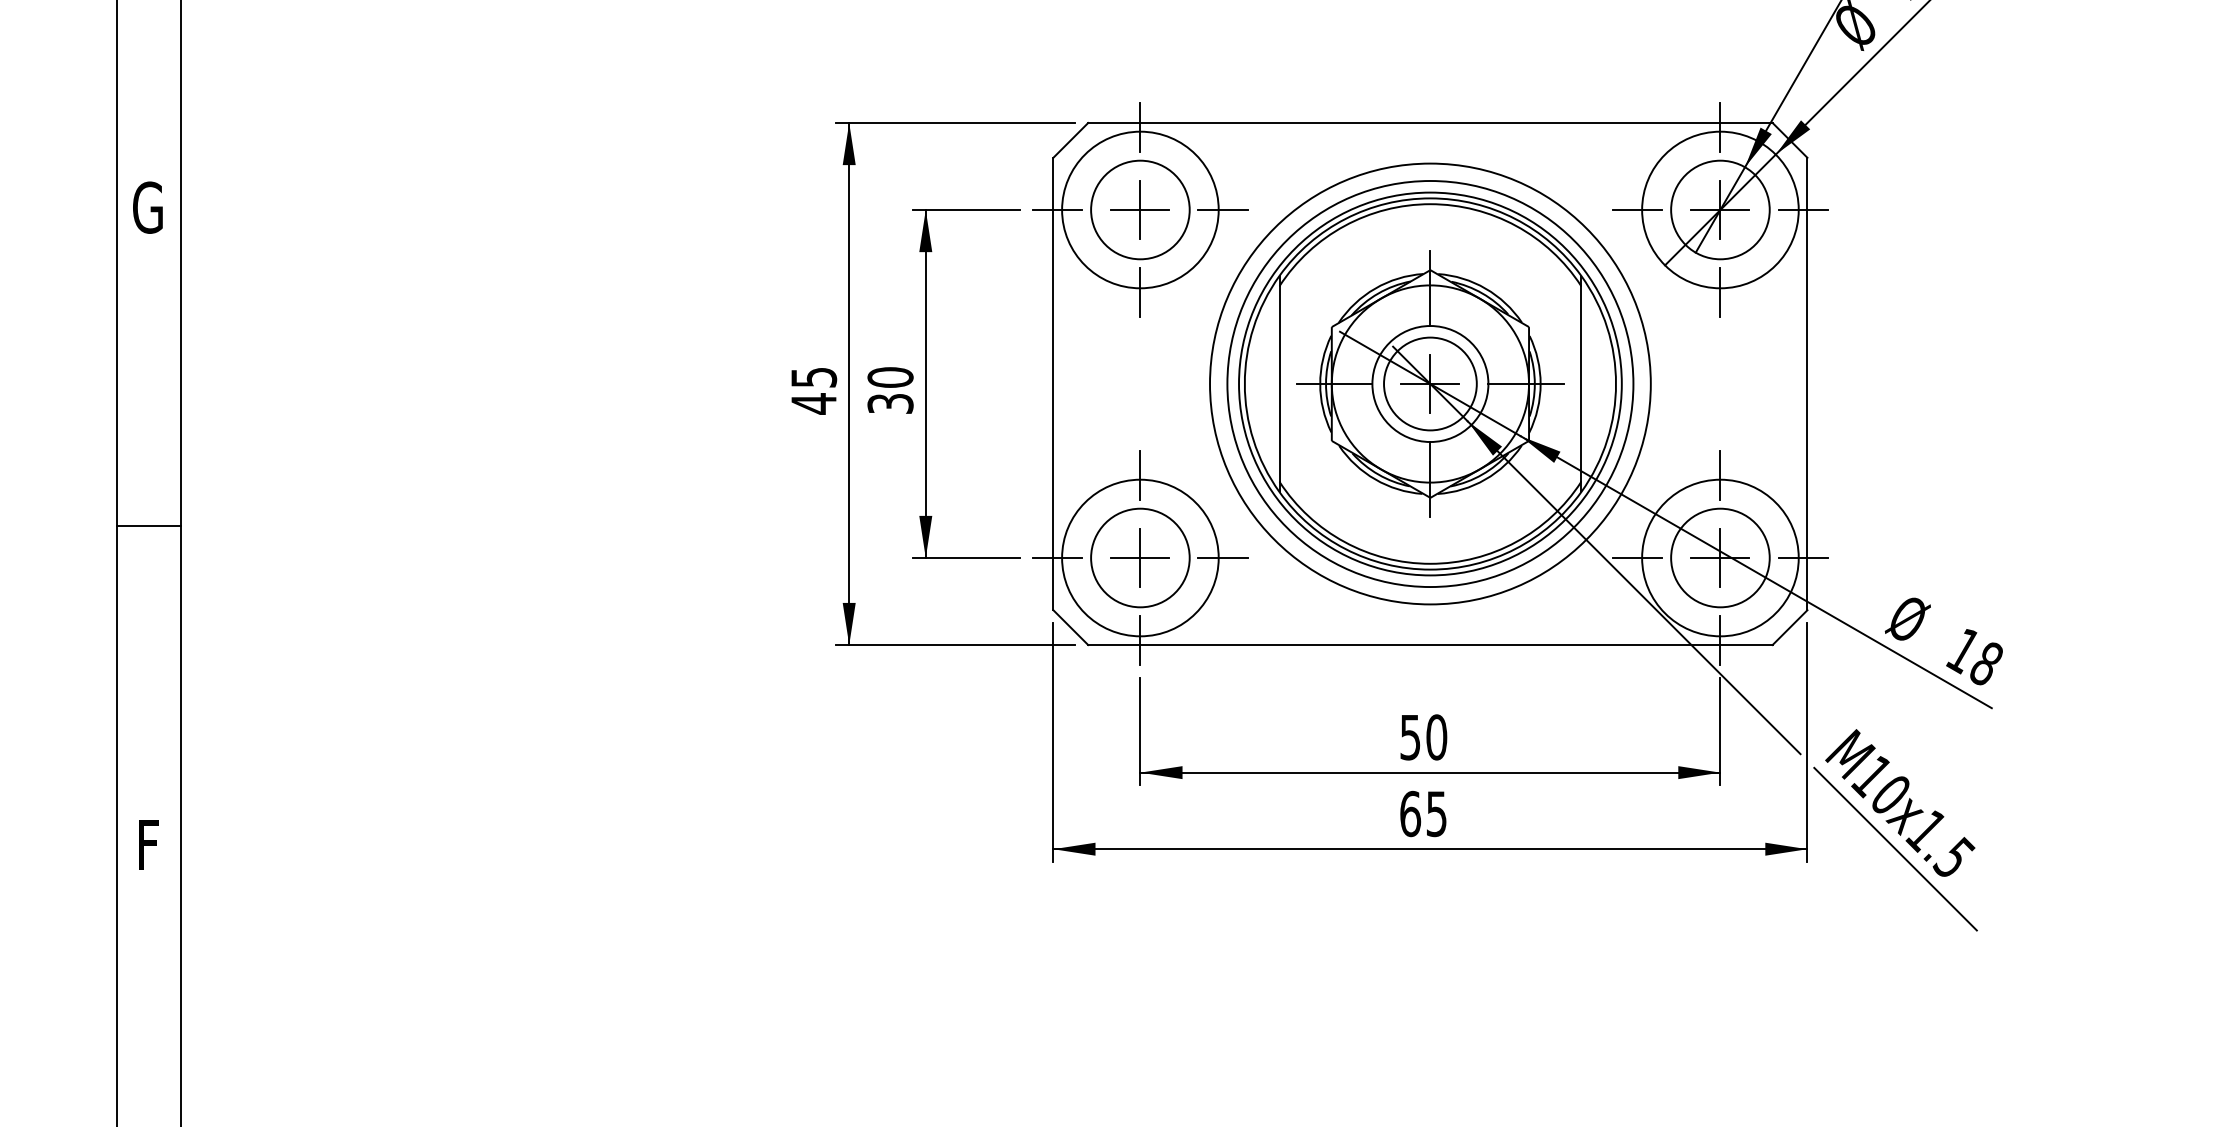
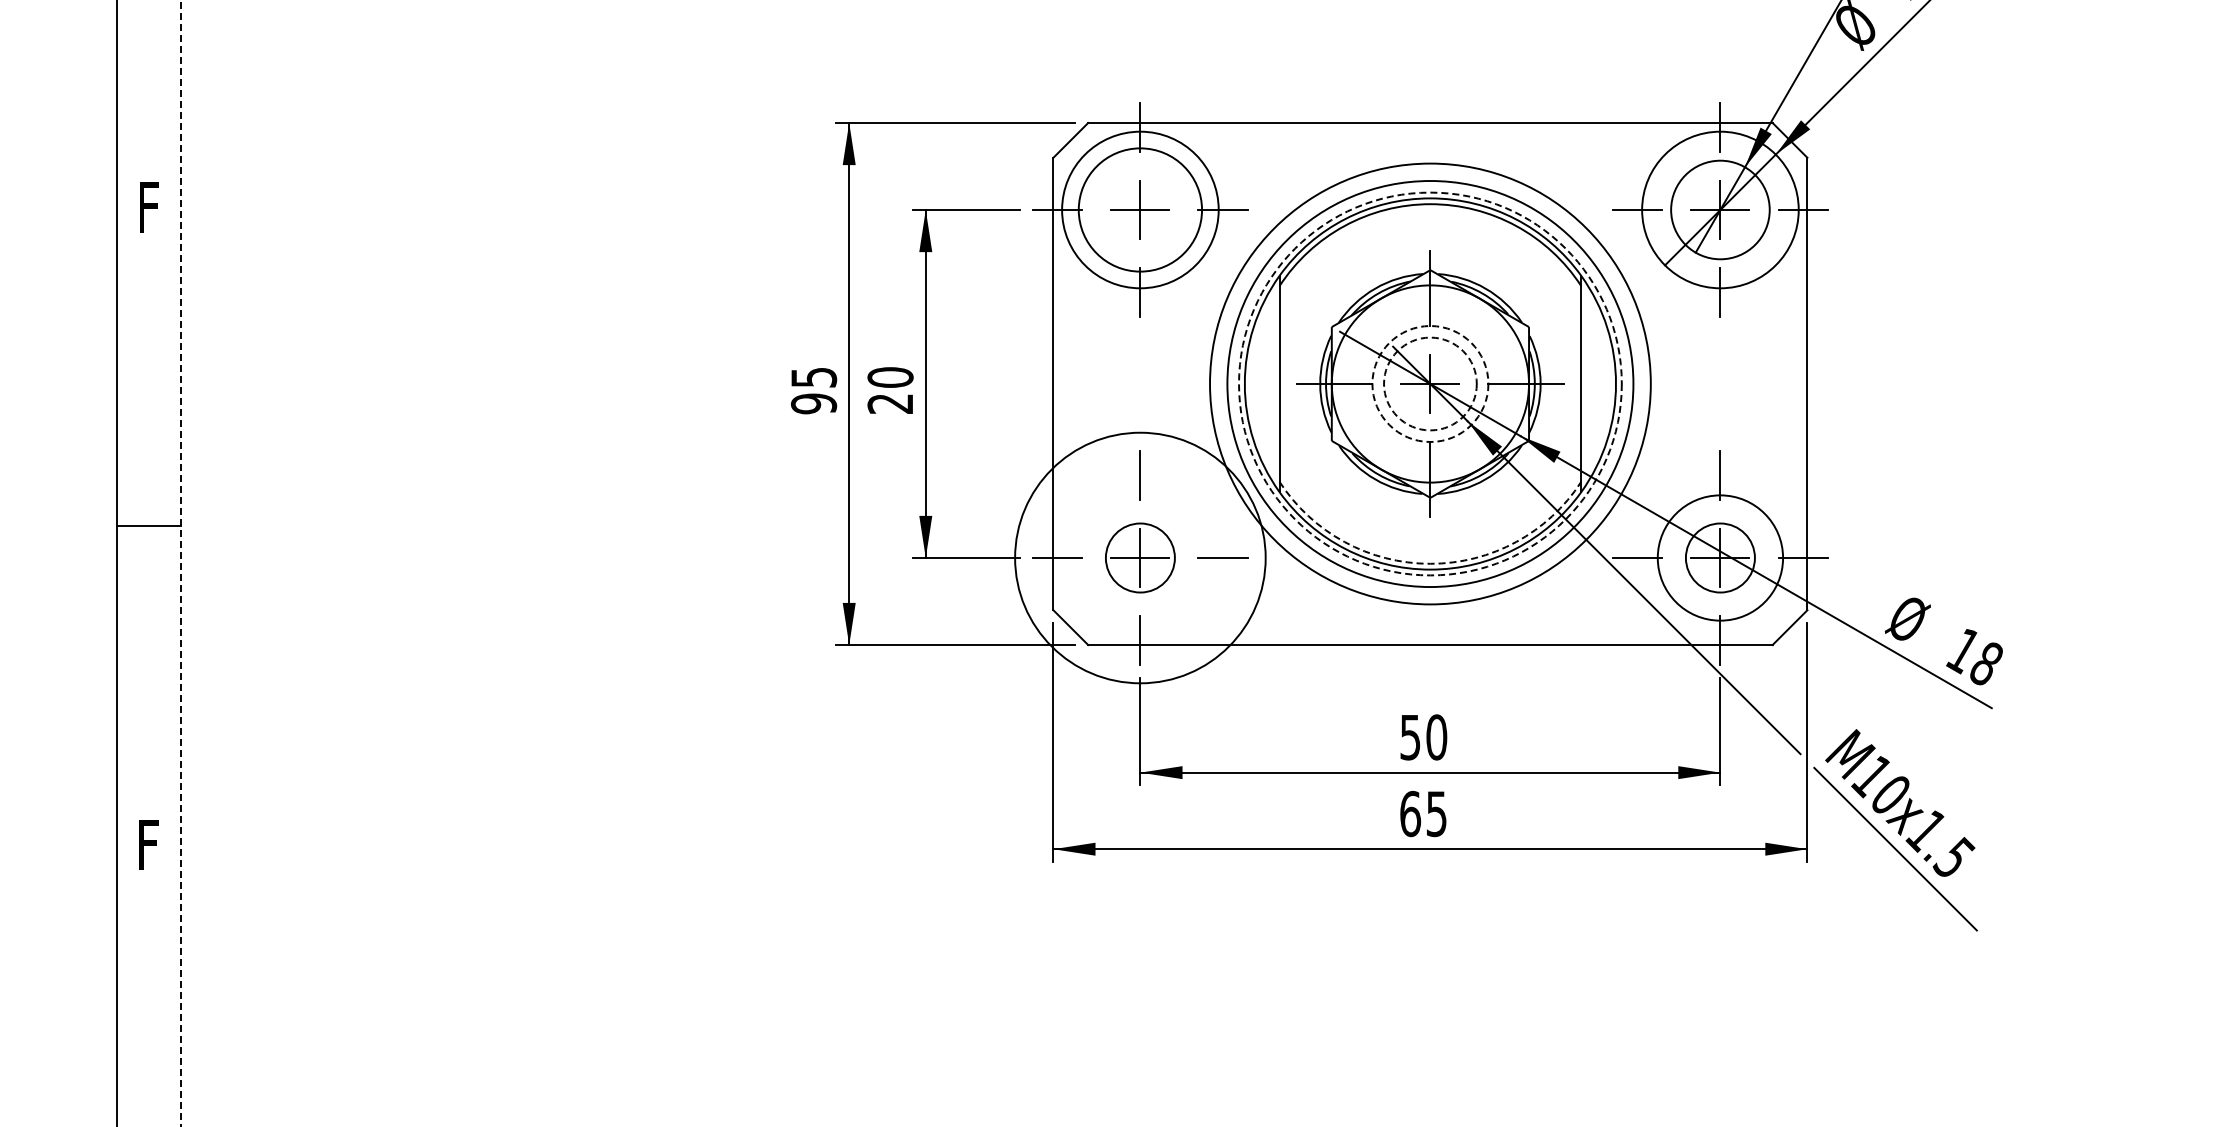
text: G -> F (147, 207)
circle diameter: 99 px -> 123 px (1140, 209)
circle: solid -> dashed (1430, 383)
circle: solid -> dashed (1430, 383)
circle: solid -> dashed (1430, 384)
text: 45 -> 95 (813, 403)
text: 30 -> 20 (890, 403)
circle diameter: 157 px -> 251 px (1140, 557)
circle diameter: 99 px -> 69 px (1139, 557)
circle diameter: 157 px -> 125 px (1720, 557)
circle diameter: 99 px -> 69 px (1719, 557)
line: solid -> dashed (180, 562)
arc: solid -> dashed (1430, 563)
